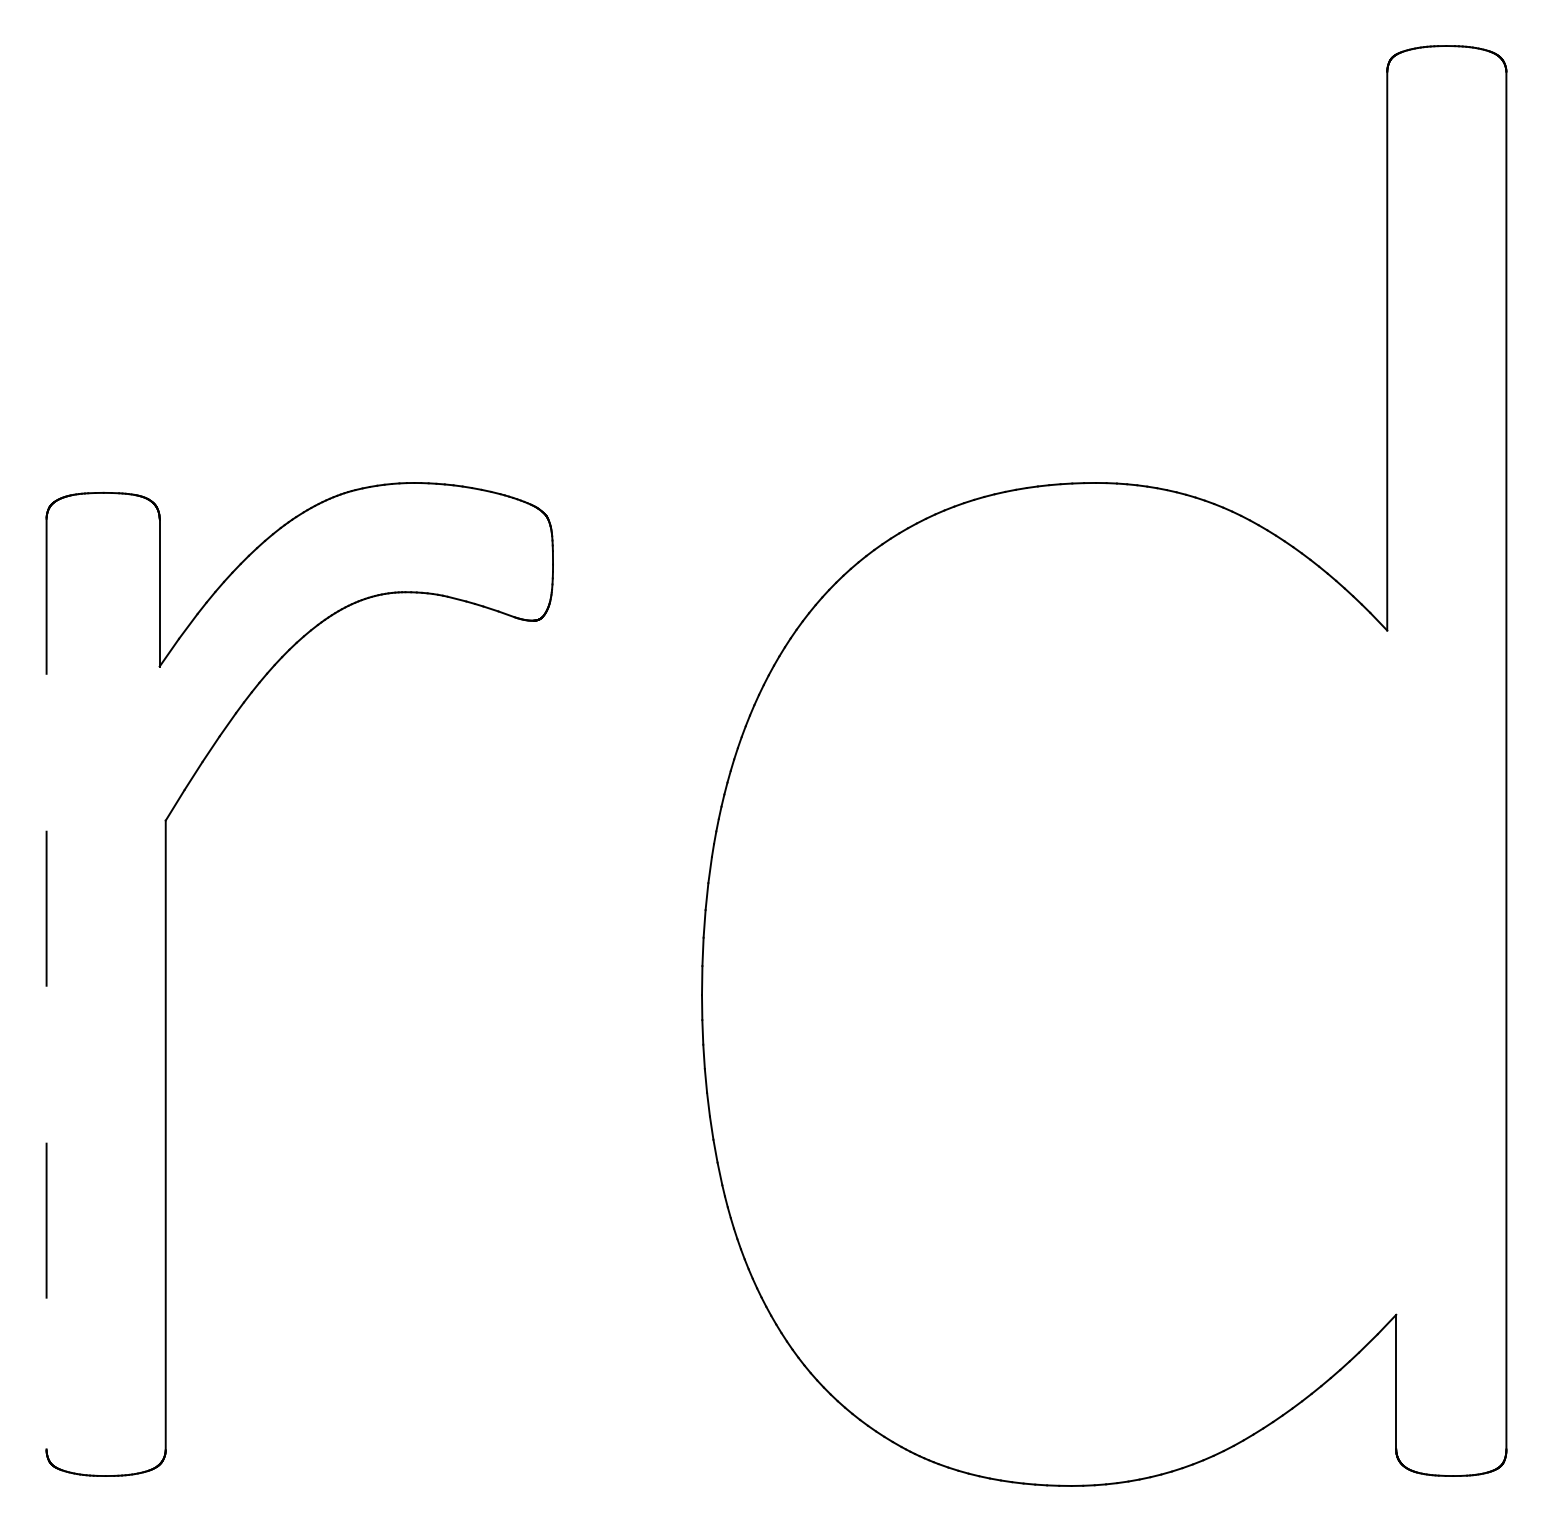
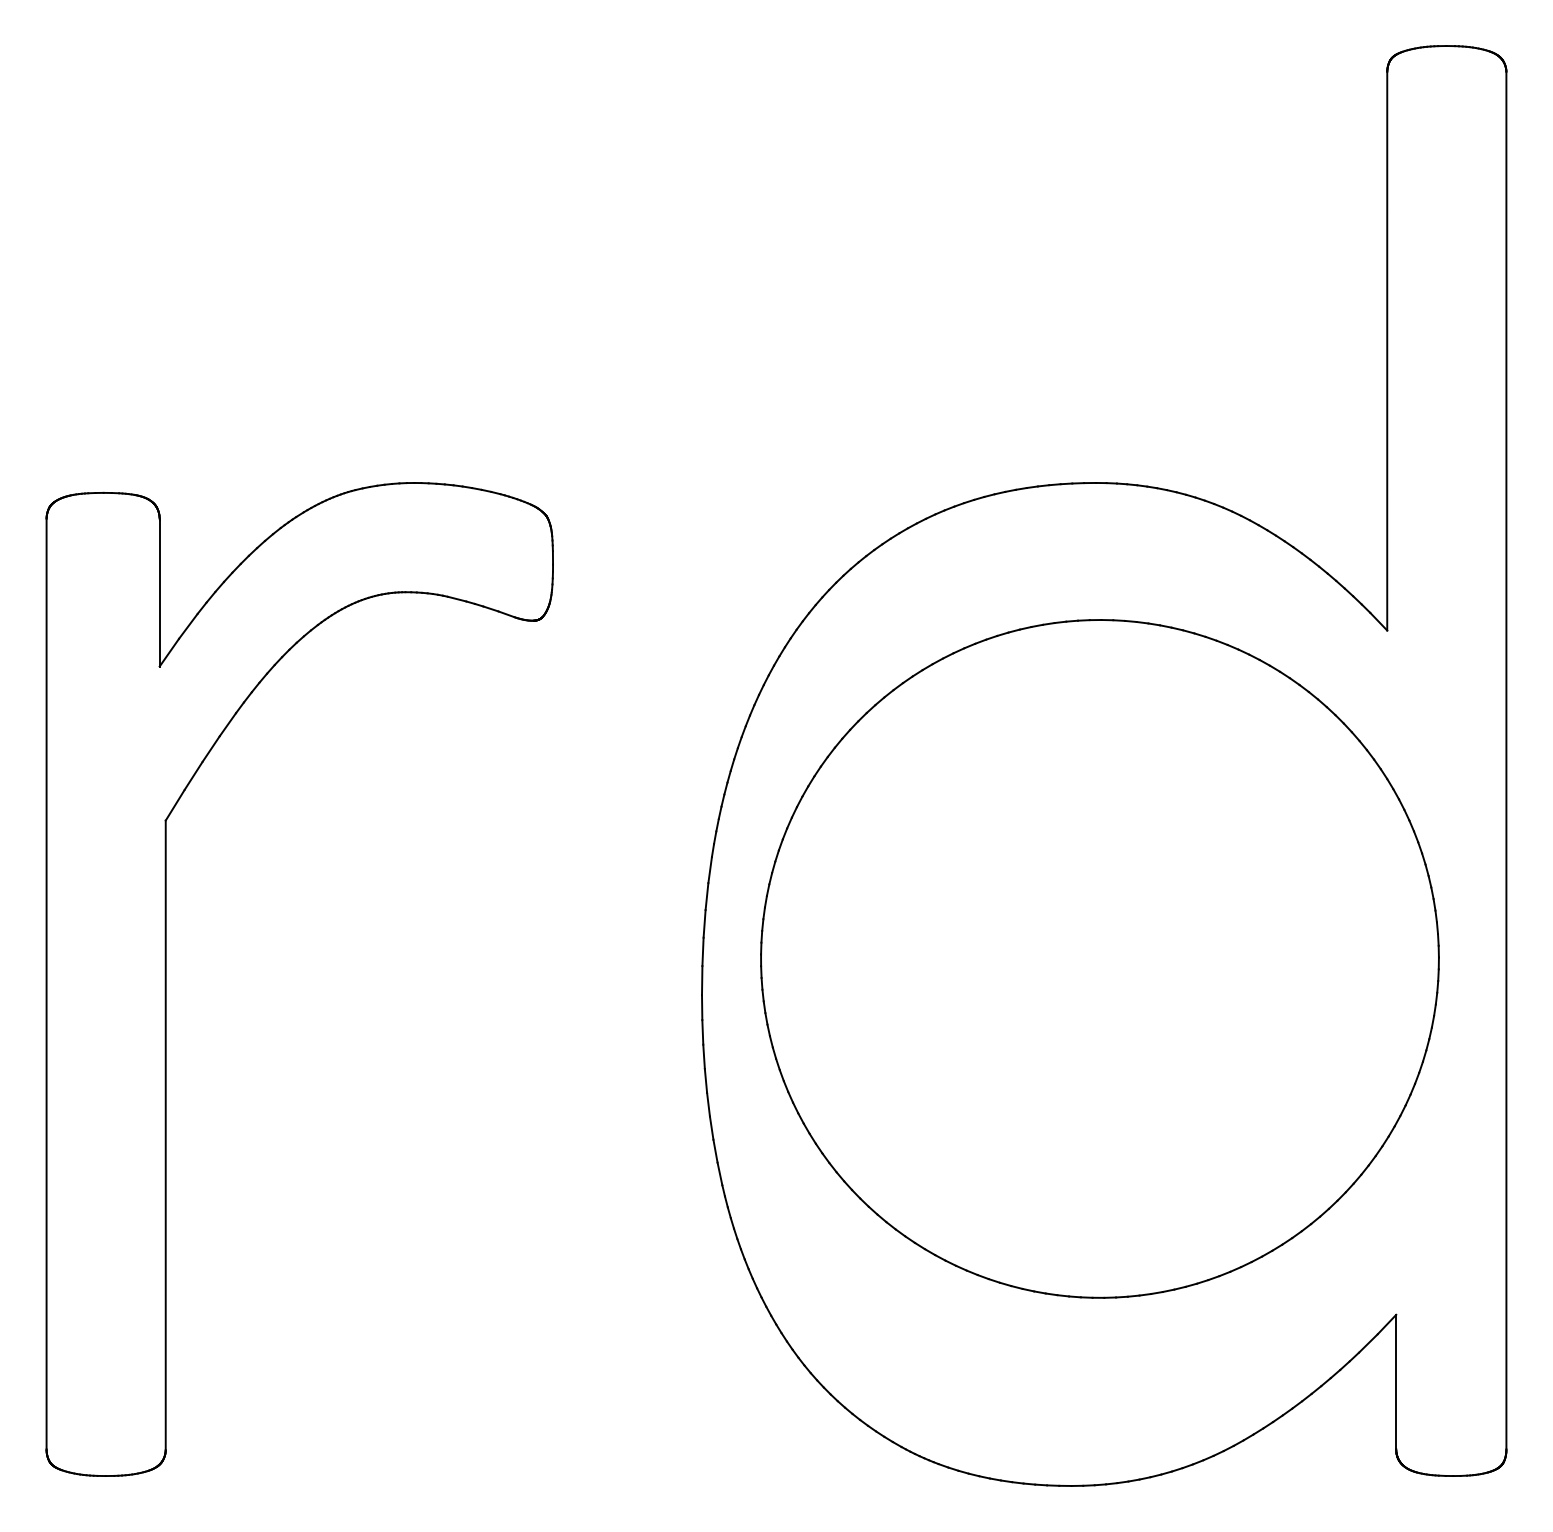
part: none -> present (1099, 958)
line: dashed -> solid (46, 984)
